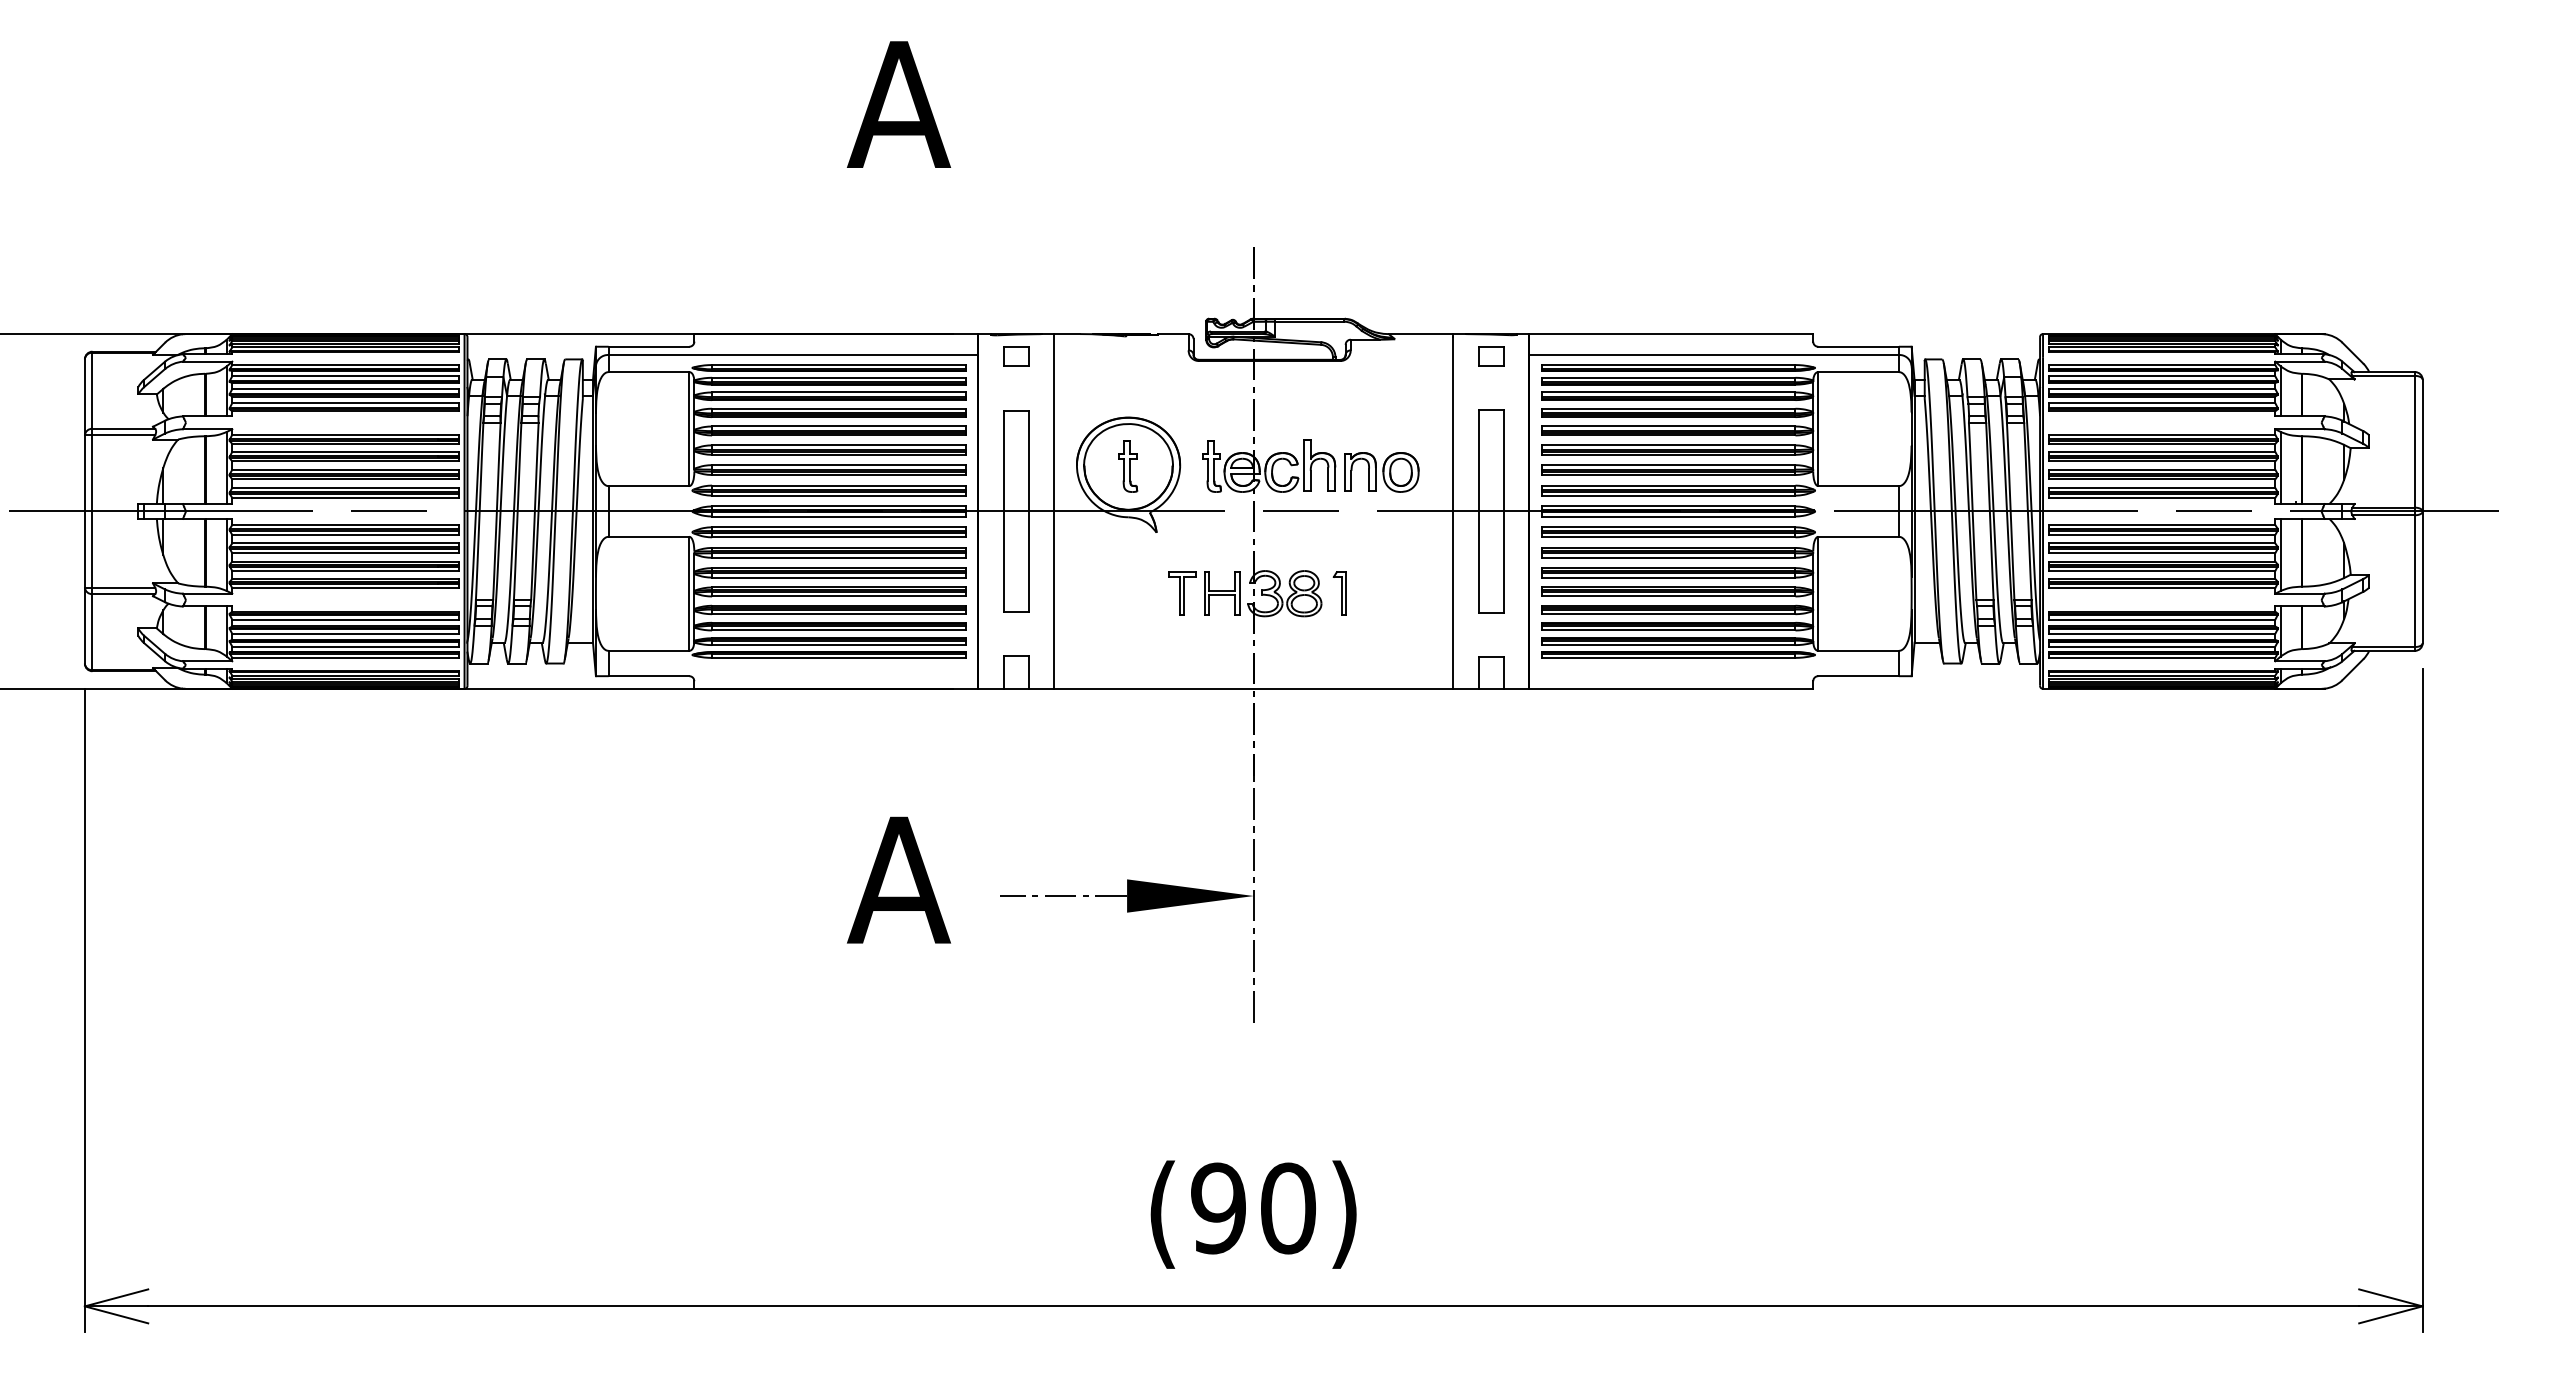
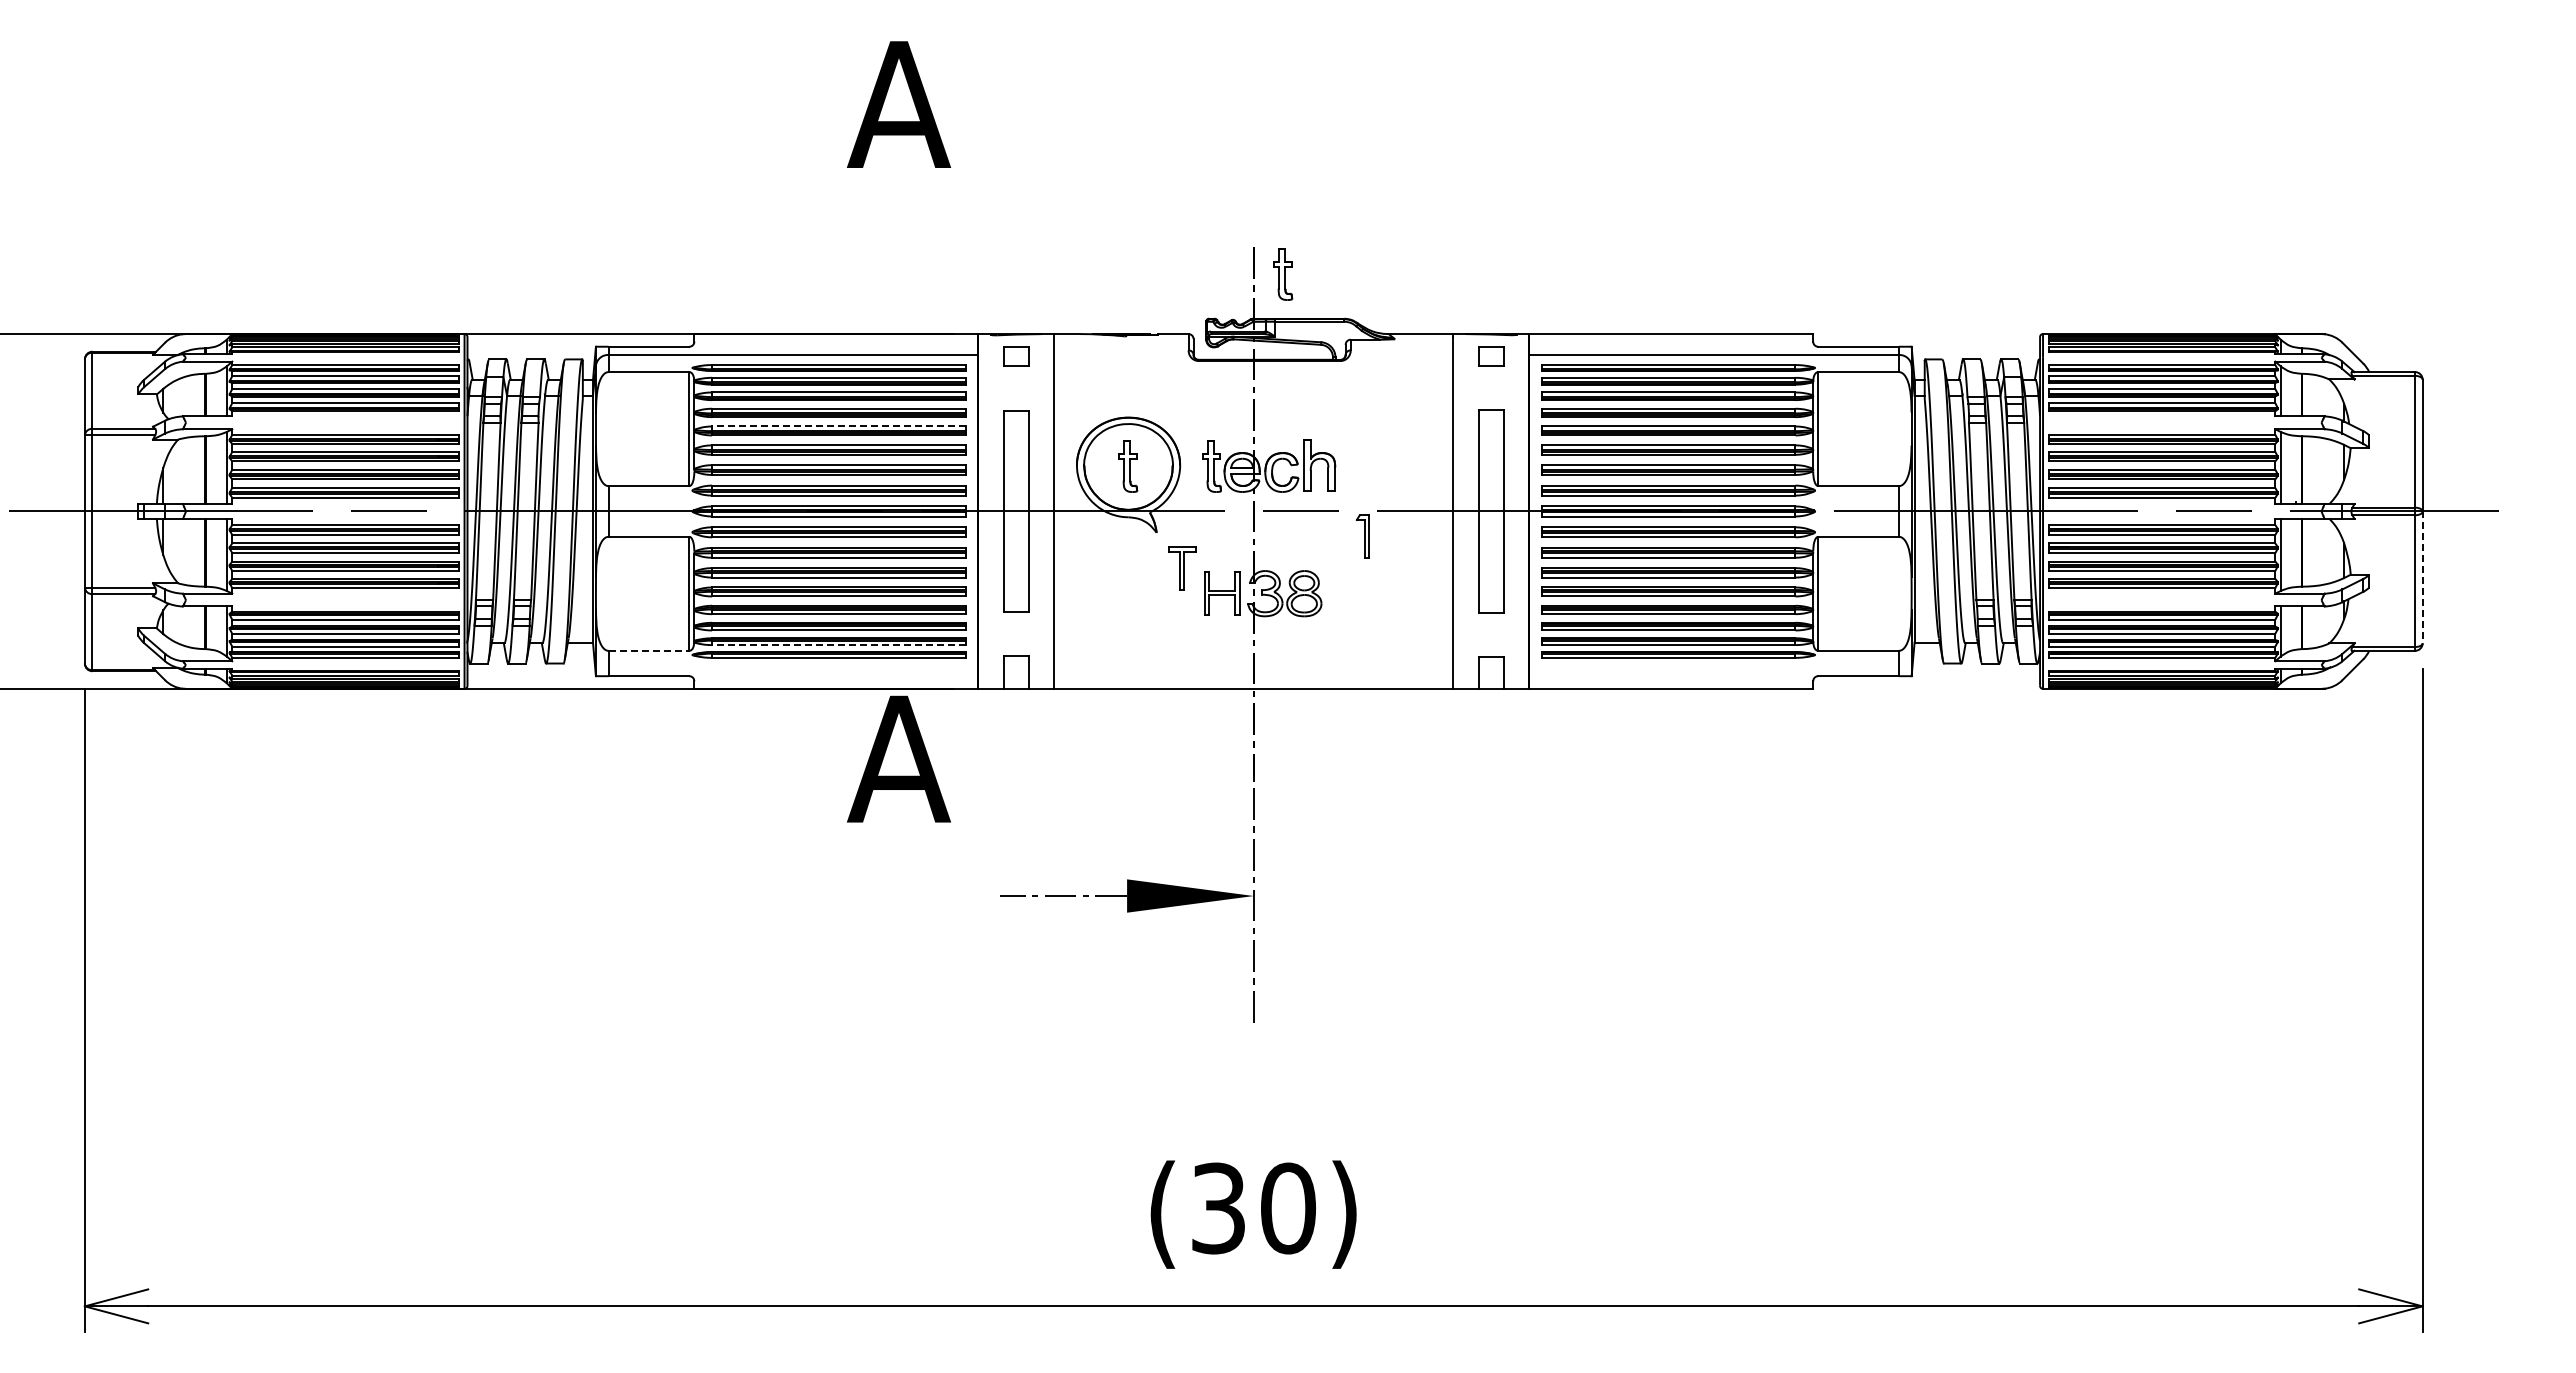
part: none -> present (1283, 274)
line: solid -> dashed (838, 426)
part: present -> none (1381, 472)
line: solid -> dashed (2422, 577)
part position: (1182, 593) -> (1182, 568) (1182, 568)
part position: (1339, 593) -> (1362, 536) (1362, 536)
line: solid -> dashed (838, 645)
line: solid -> dashed (649, 650)
text position: (898, 879) -> (898, 758) (898, 758)
text: (90) -> (30) (1218, 1208)
